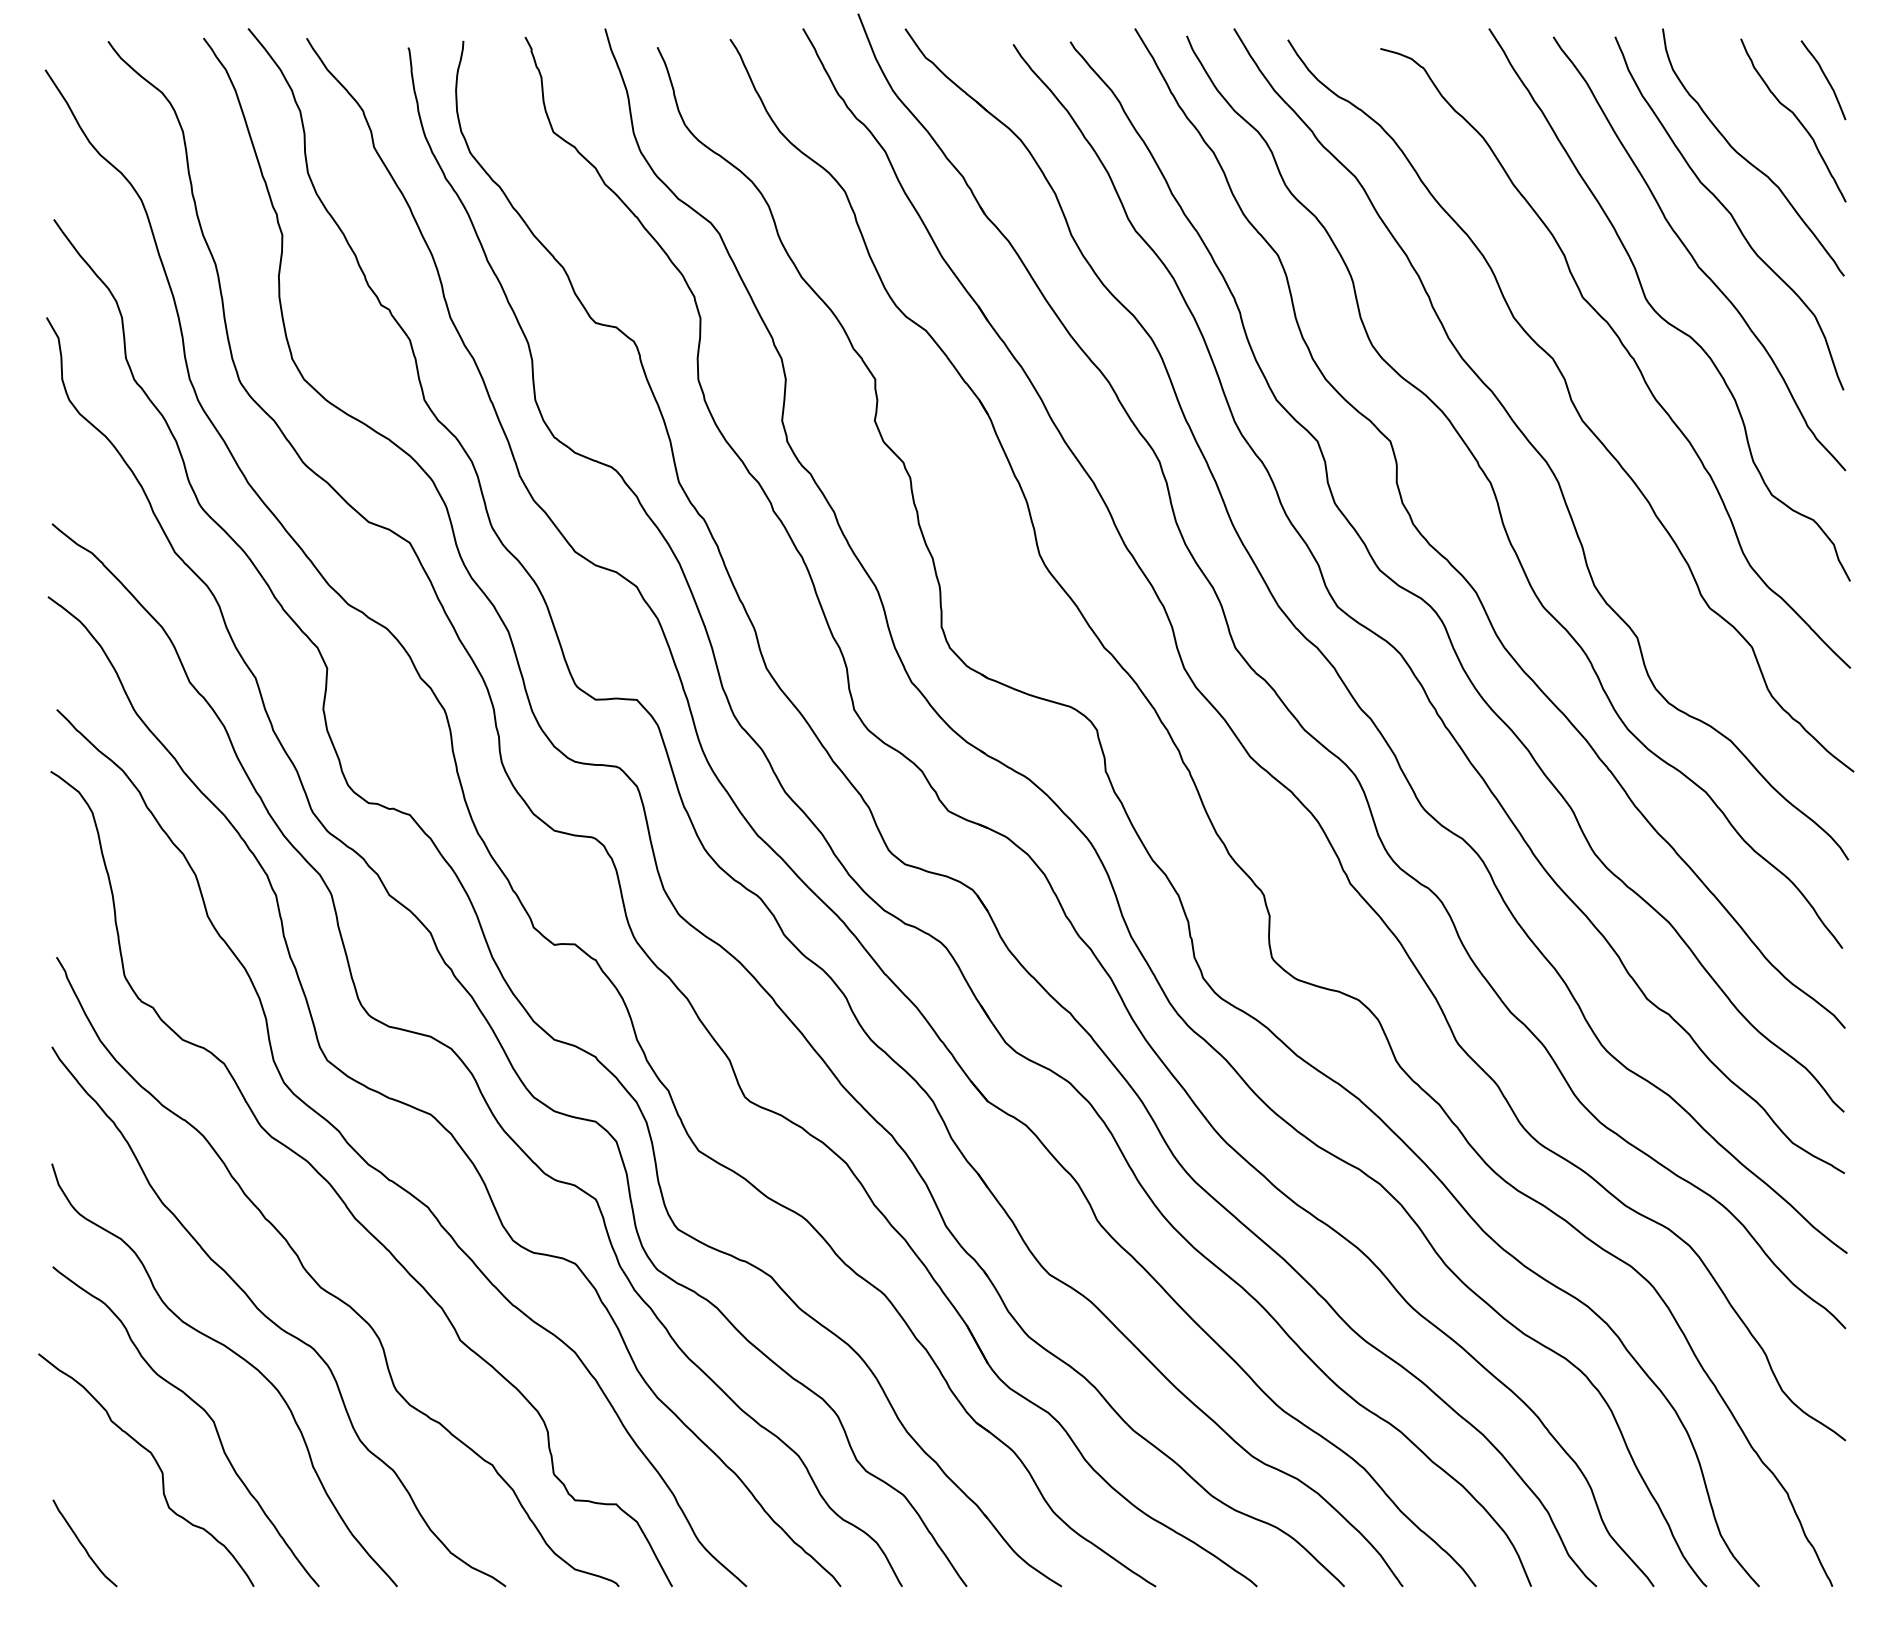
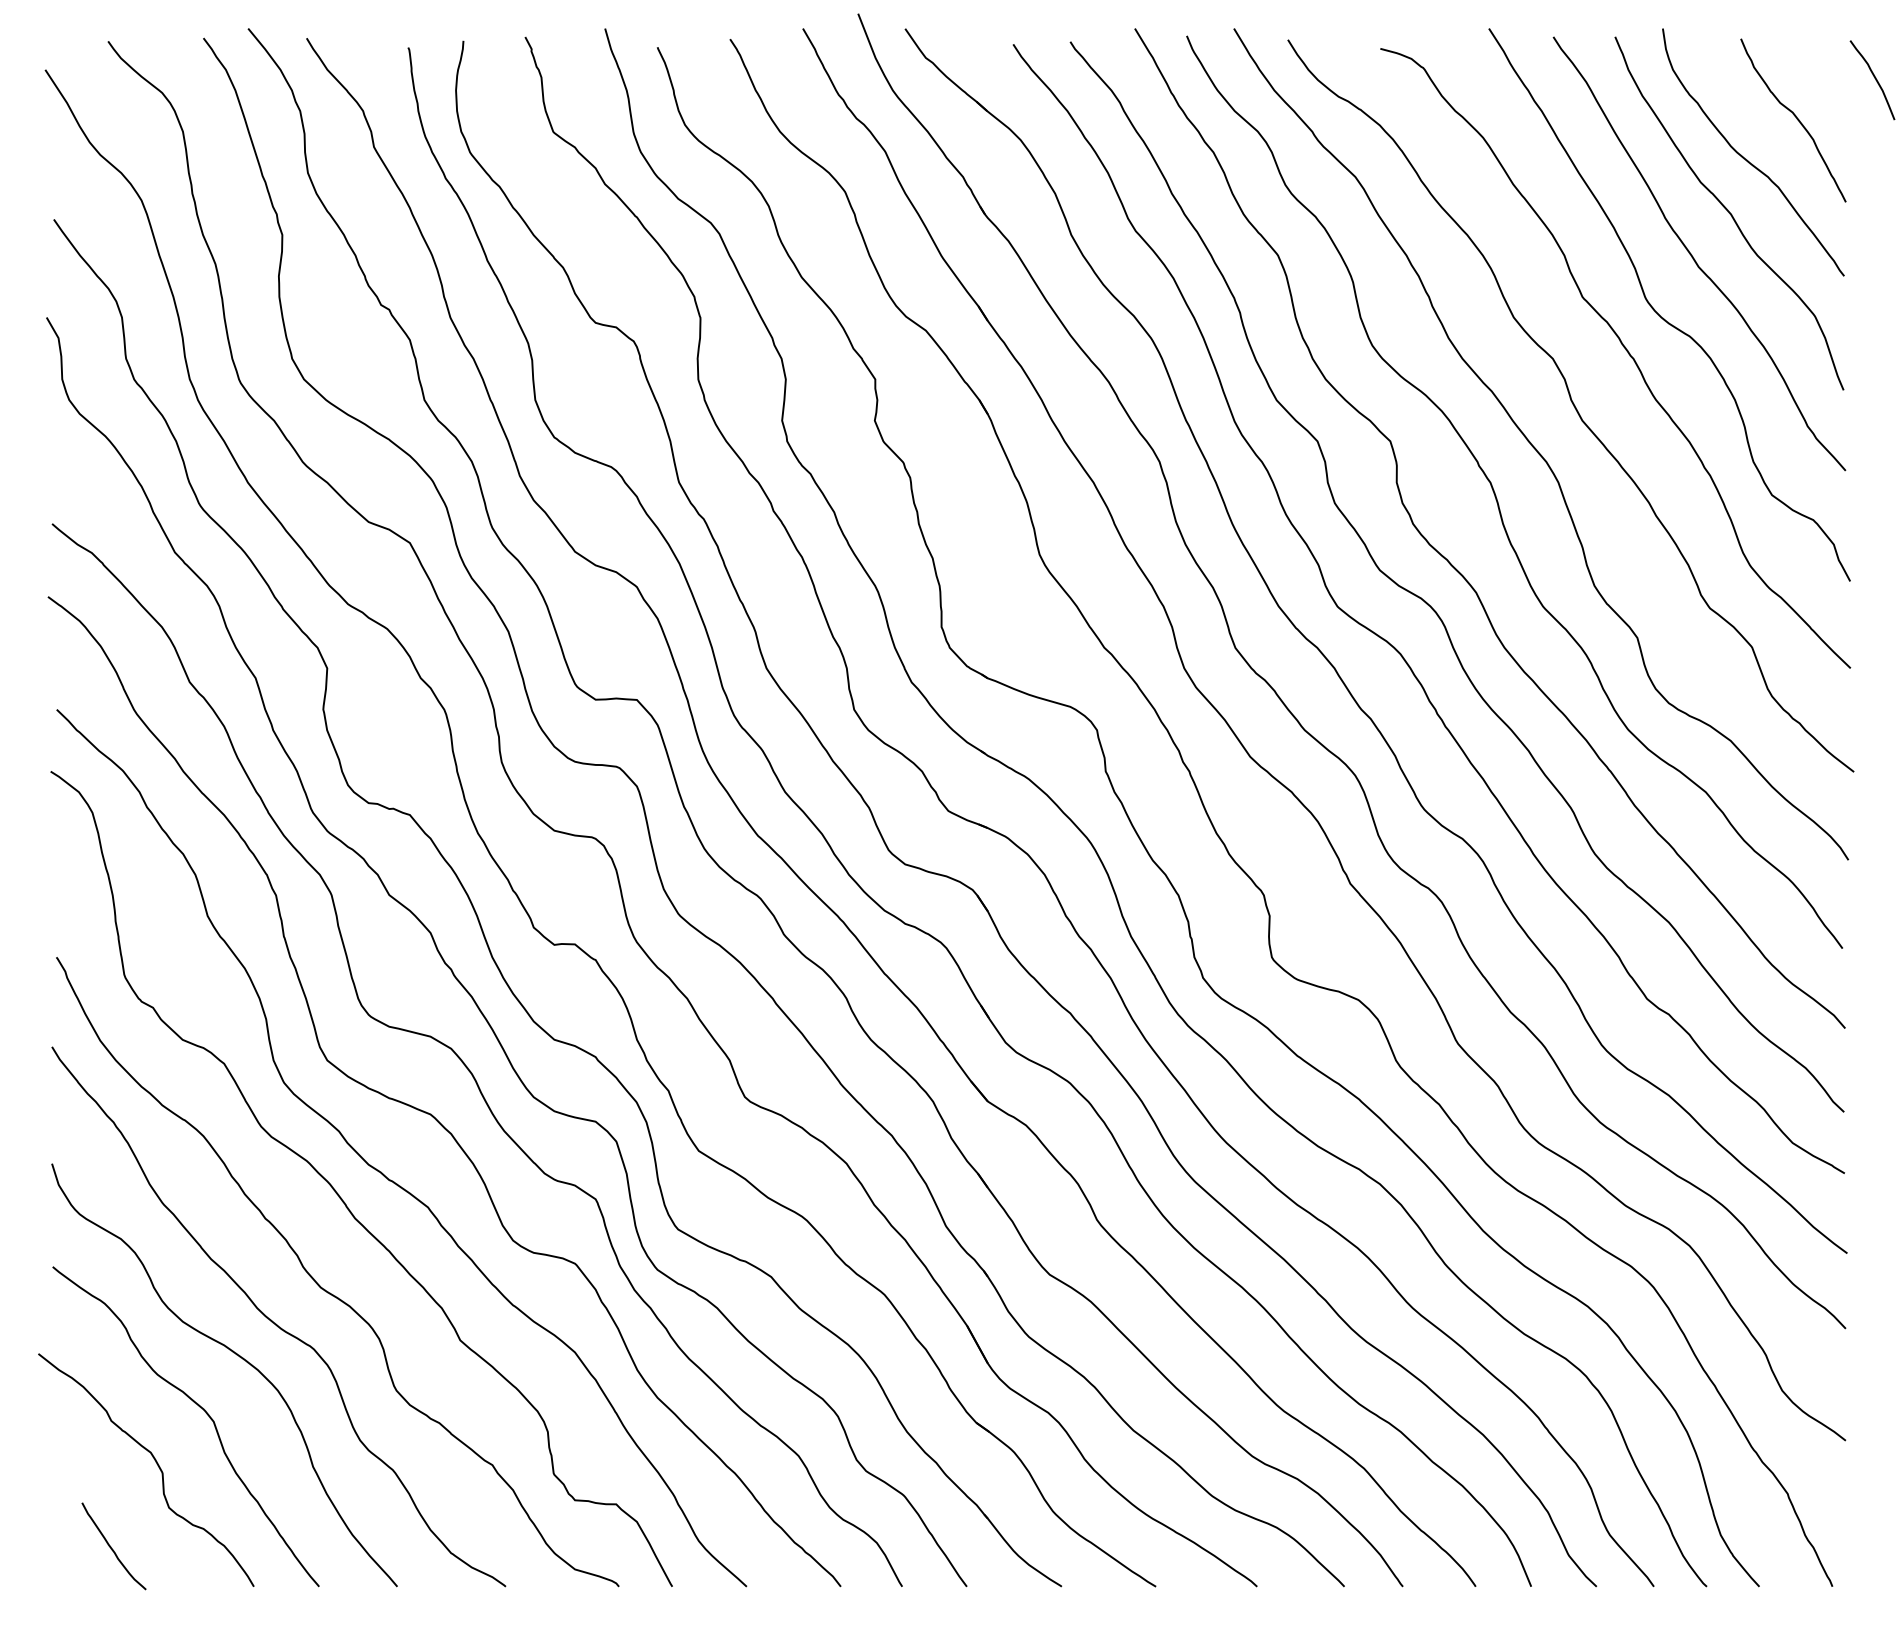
curve position: (1825, 78) -> (1874, 78) (1874, 78)
curve position: (82, 1543) -> (111, 1546) (111, 1546)
